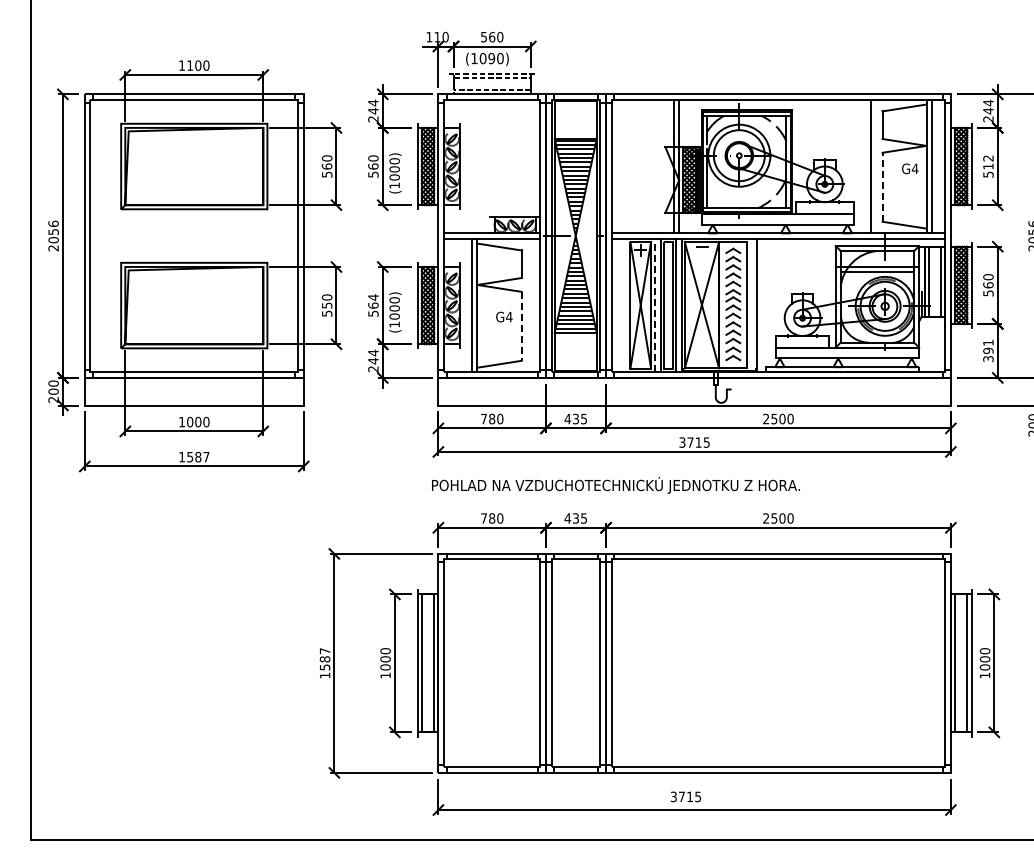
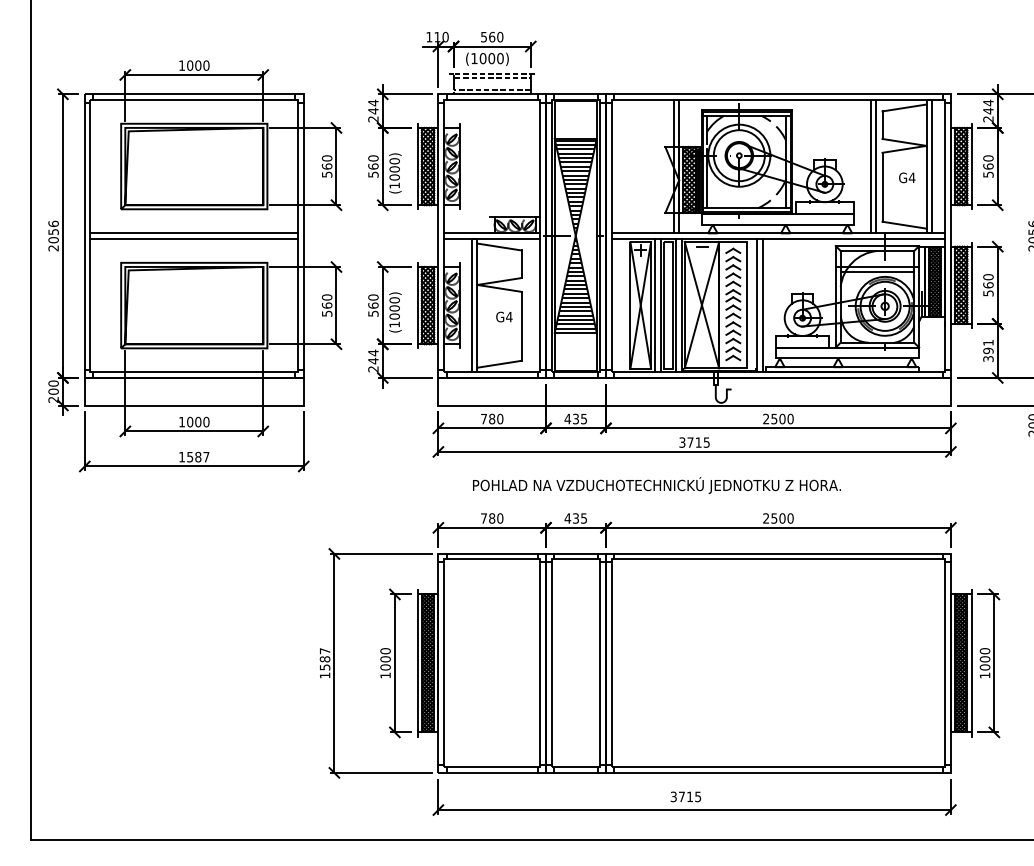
text: (1090) -> (1000) (491, 58)
text: 1100 -> 1000 (190, 65)
text: 512 -> 560 (988, 162)
line: none -> present (876, 166)
text position: (910, 168) -> (907, 177) (907, 177)
line: dashed -> solid (882, 186)
line: none -> present (194, 233)
line: none -> present (194, 238)
hatch: none -> present (934, 281)
text: 564 -> 560 (373, 297)
text: 550 -> 560 (326, 305)
line: dashed -> solid (655, 305)
line: none -> present (762, 305)
line: dashed -> solid (521, 326)
text position: (615, 485) -> (656, 485) (656, 485)
hatch: none -> present (427, 663)
hatch: none -> present (961, 663)
